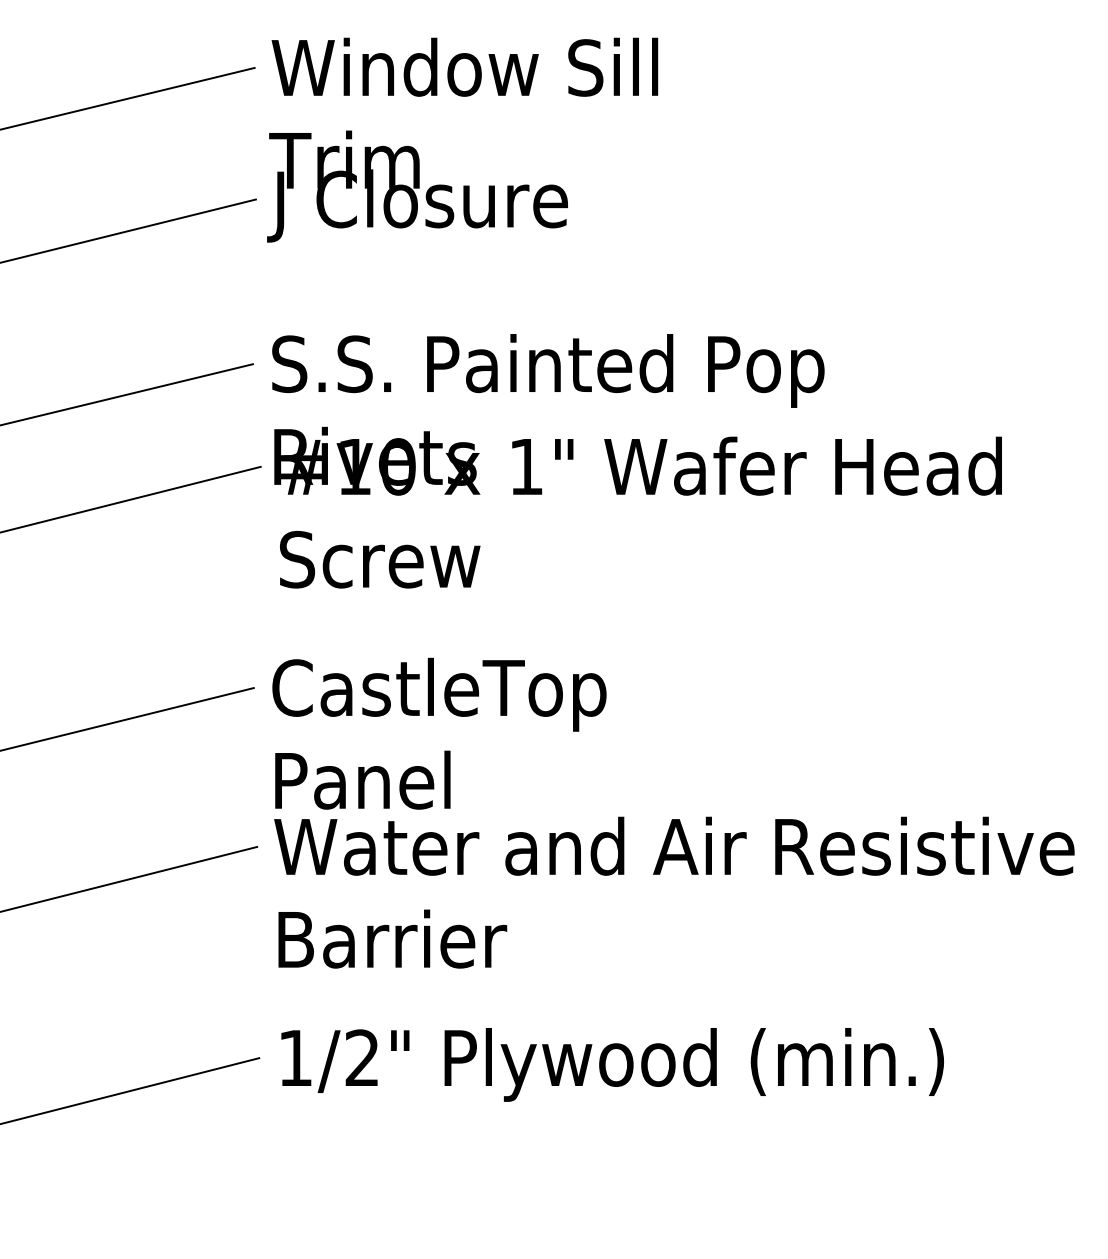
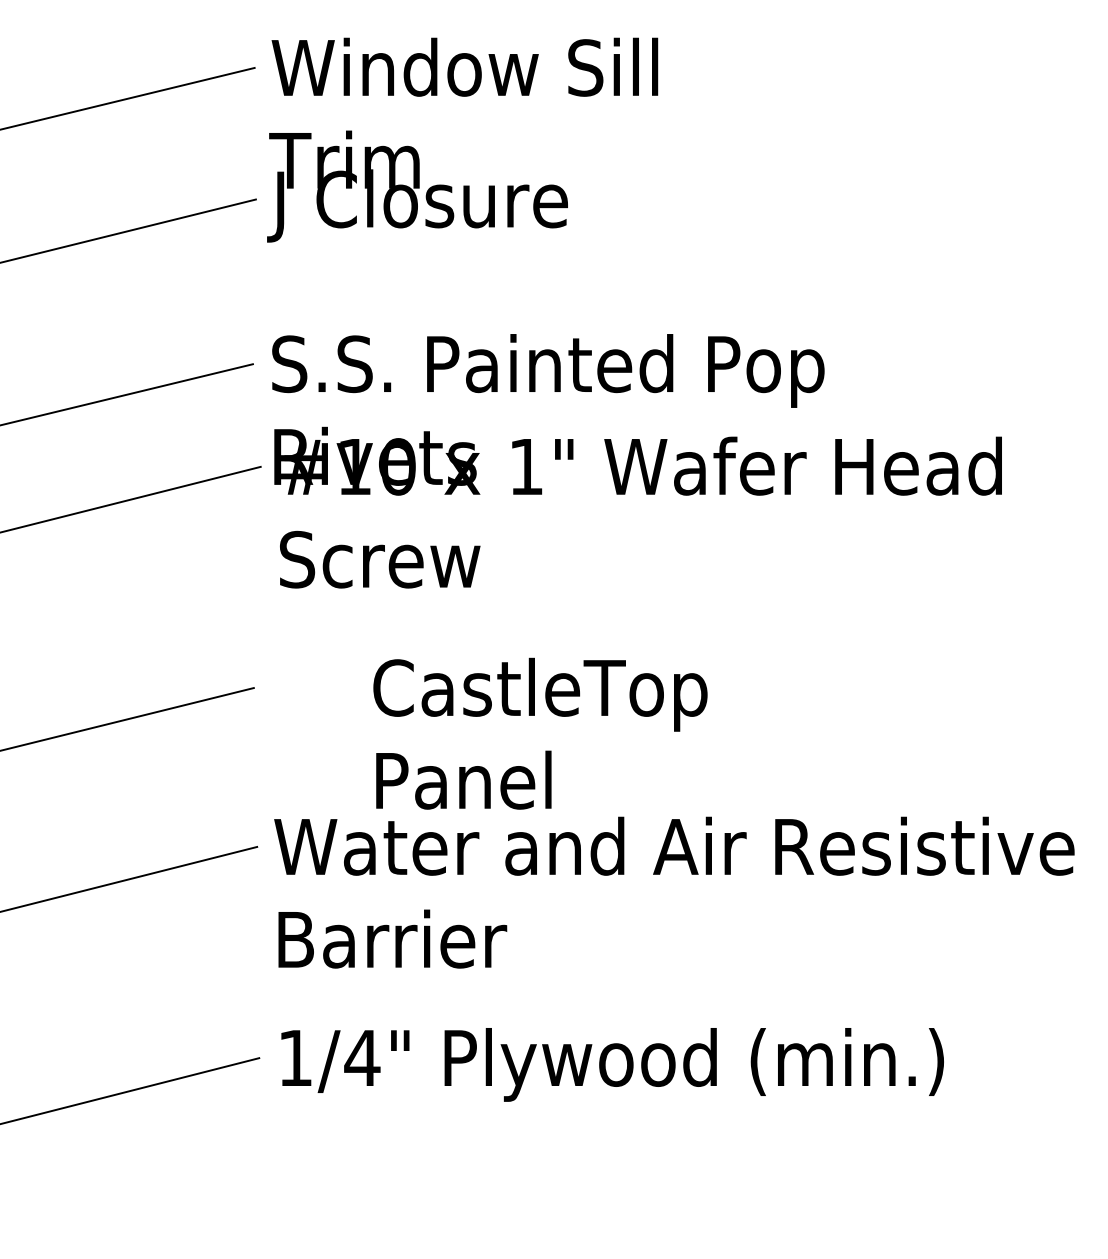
text position: (439, 733) -> (540, 733) (540, 733)
text: 1/2" -> 1/4" (362, 1057)
